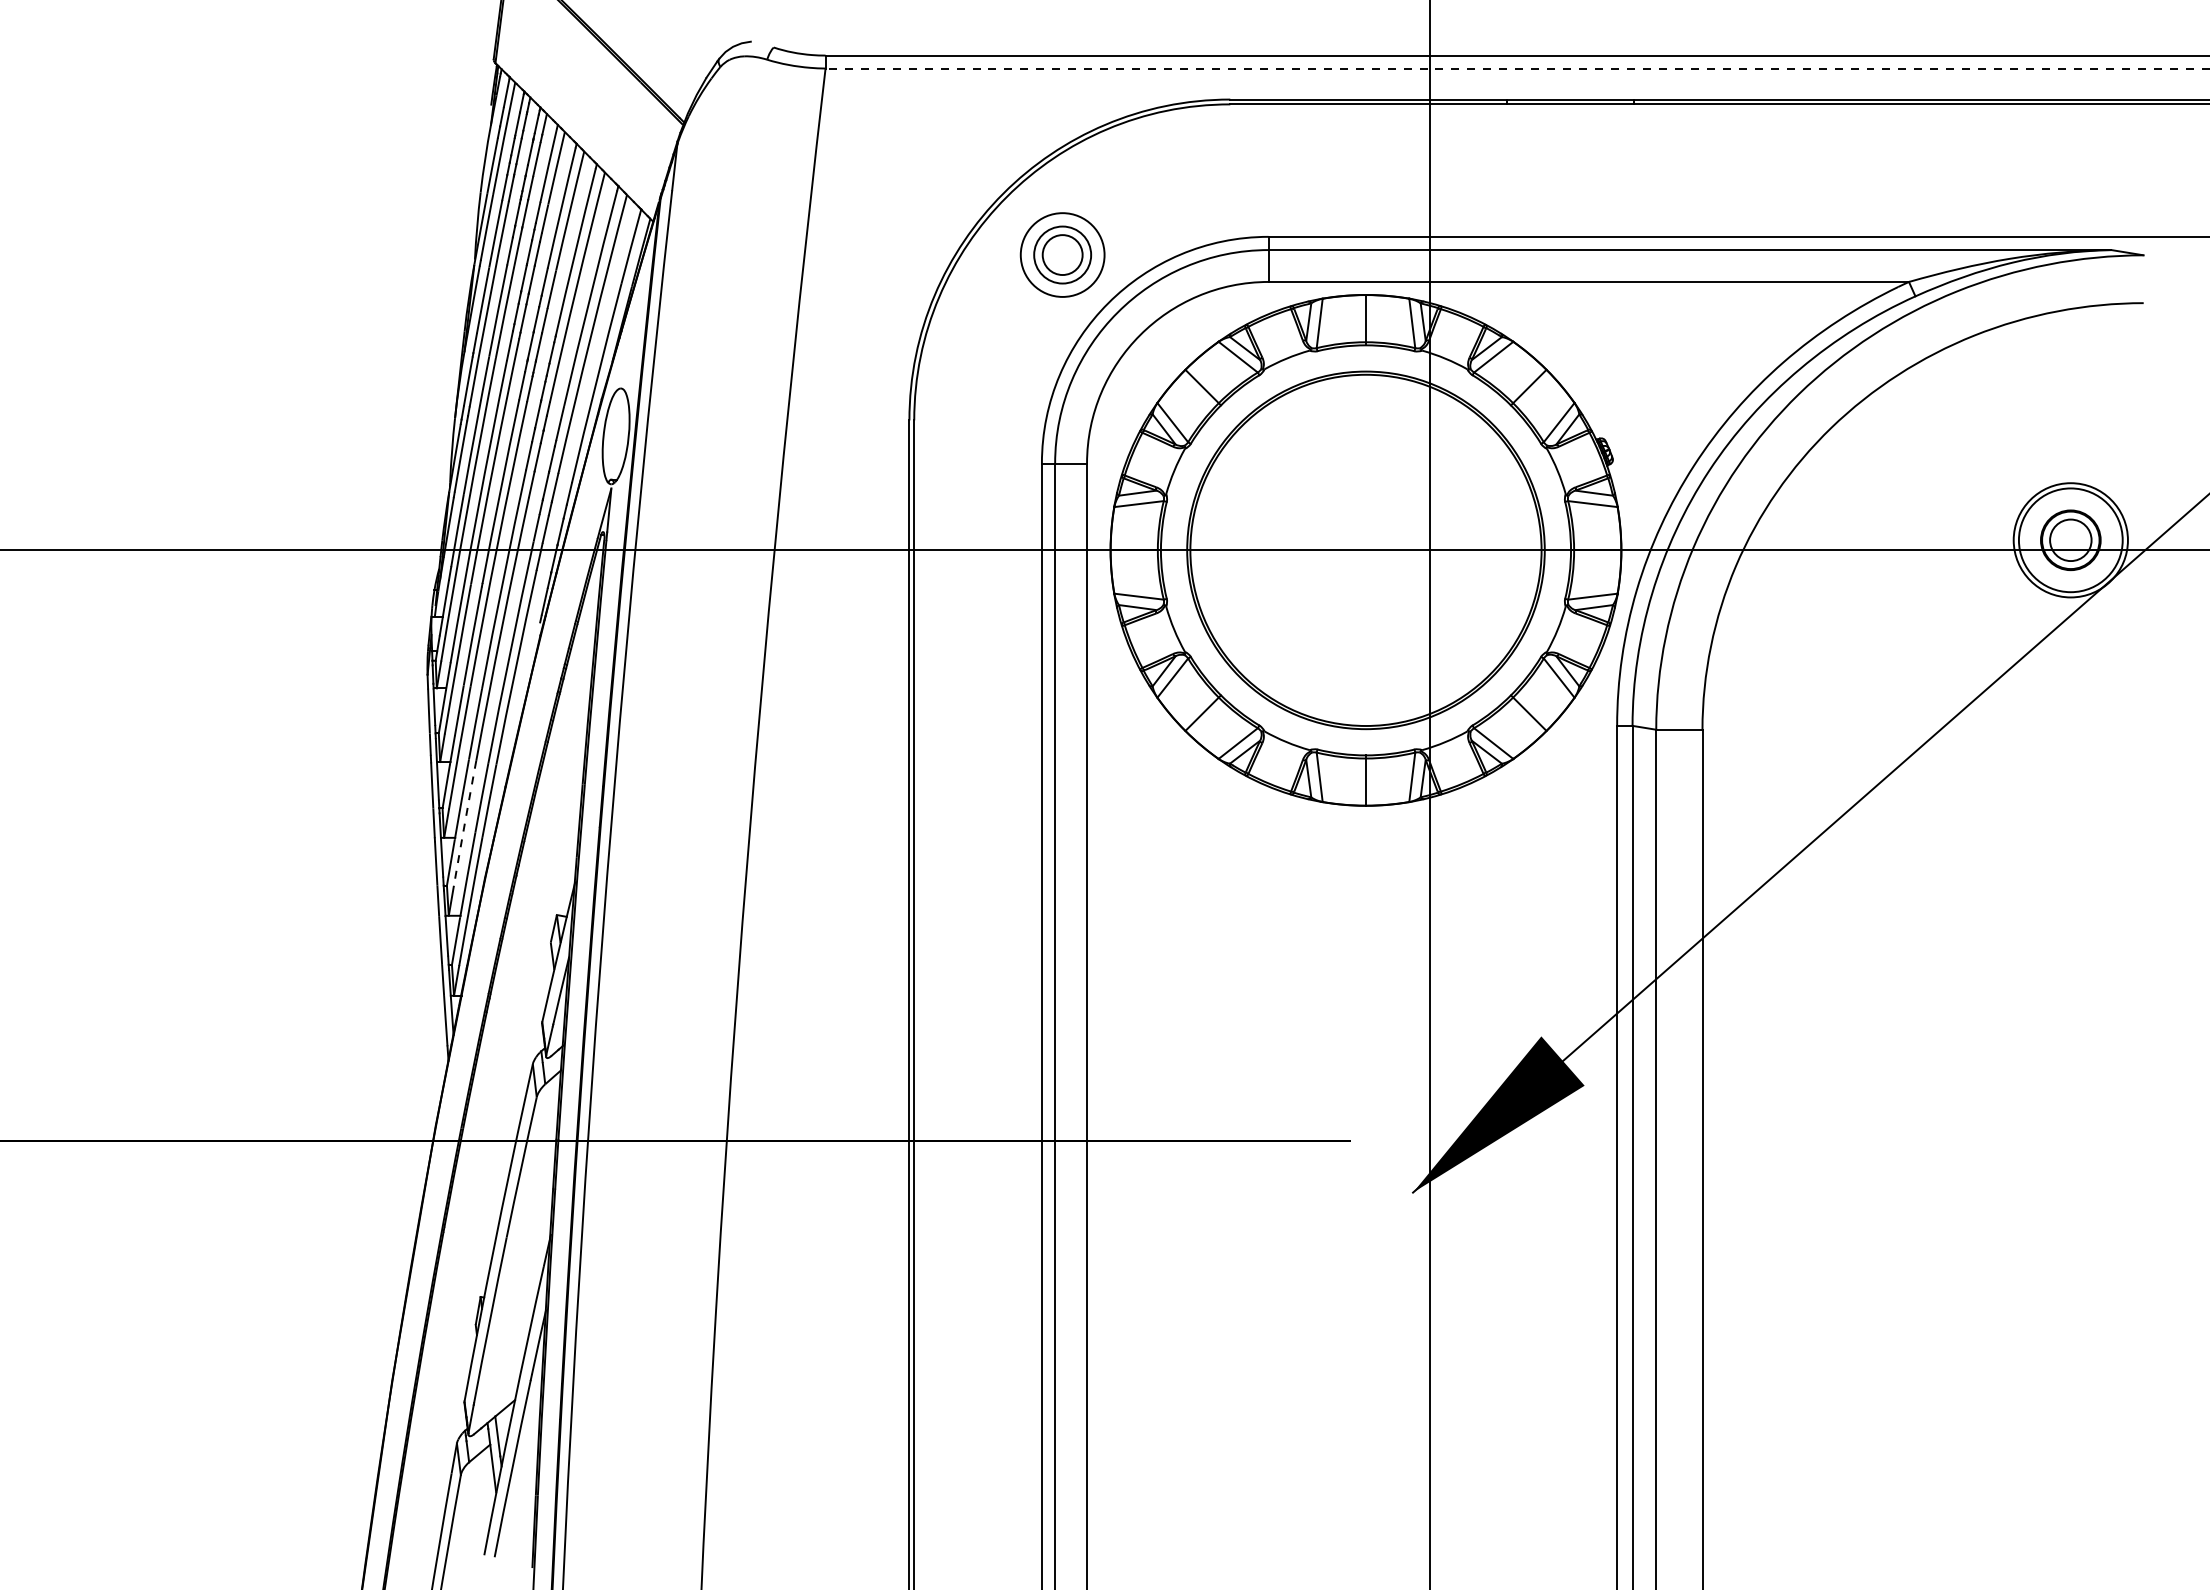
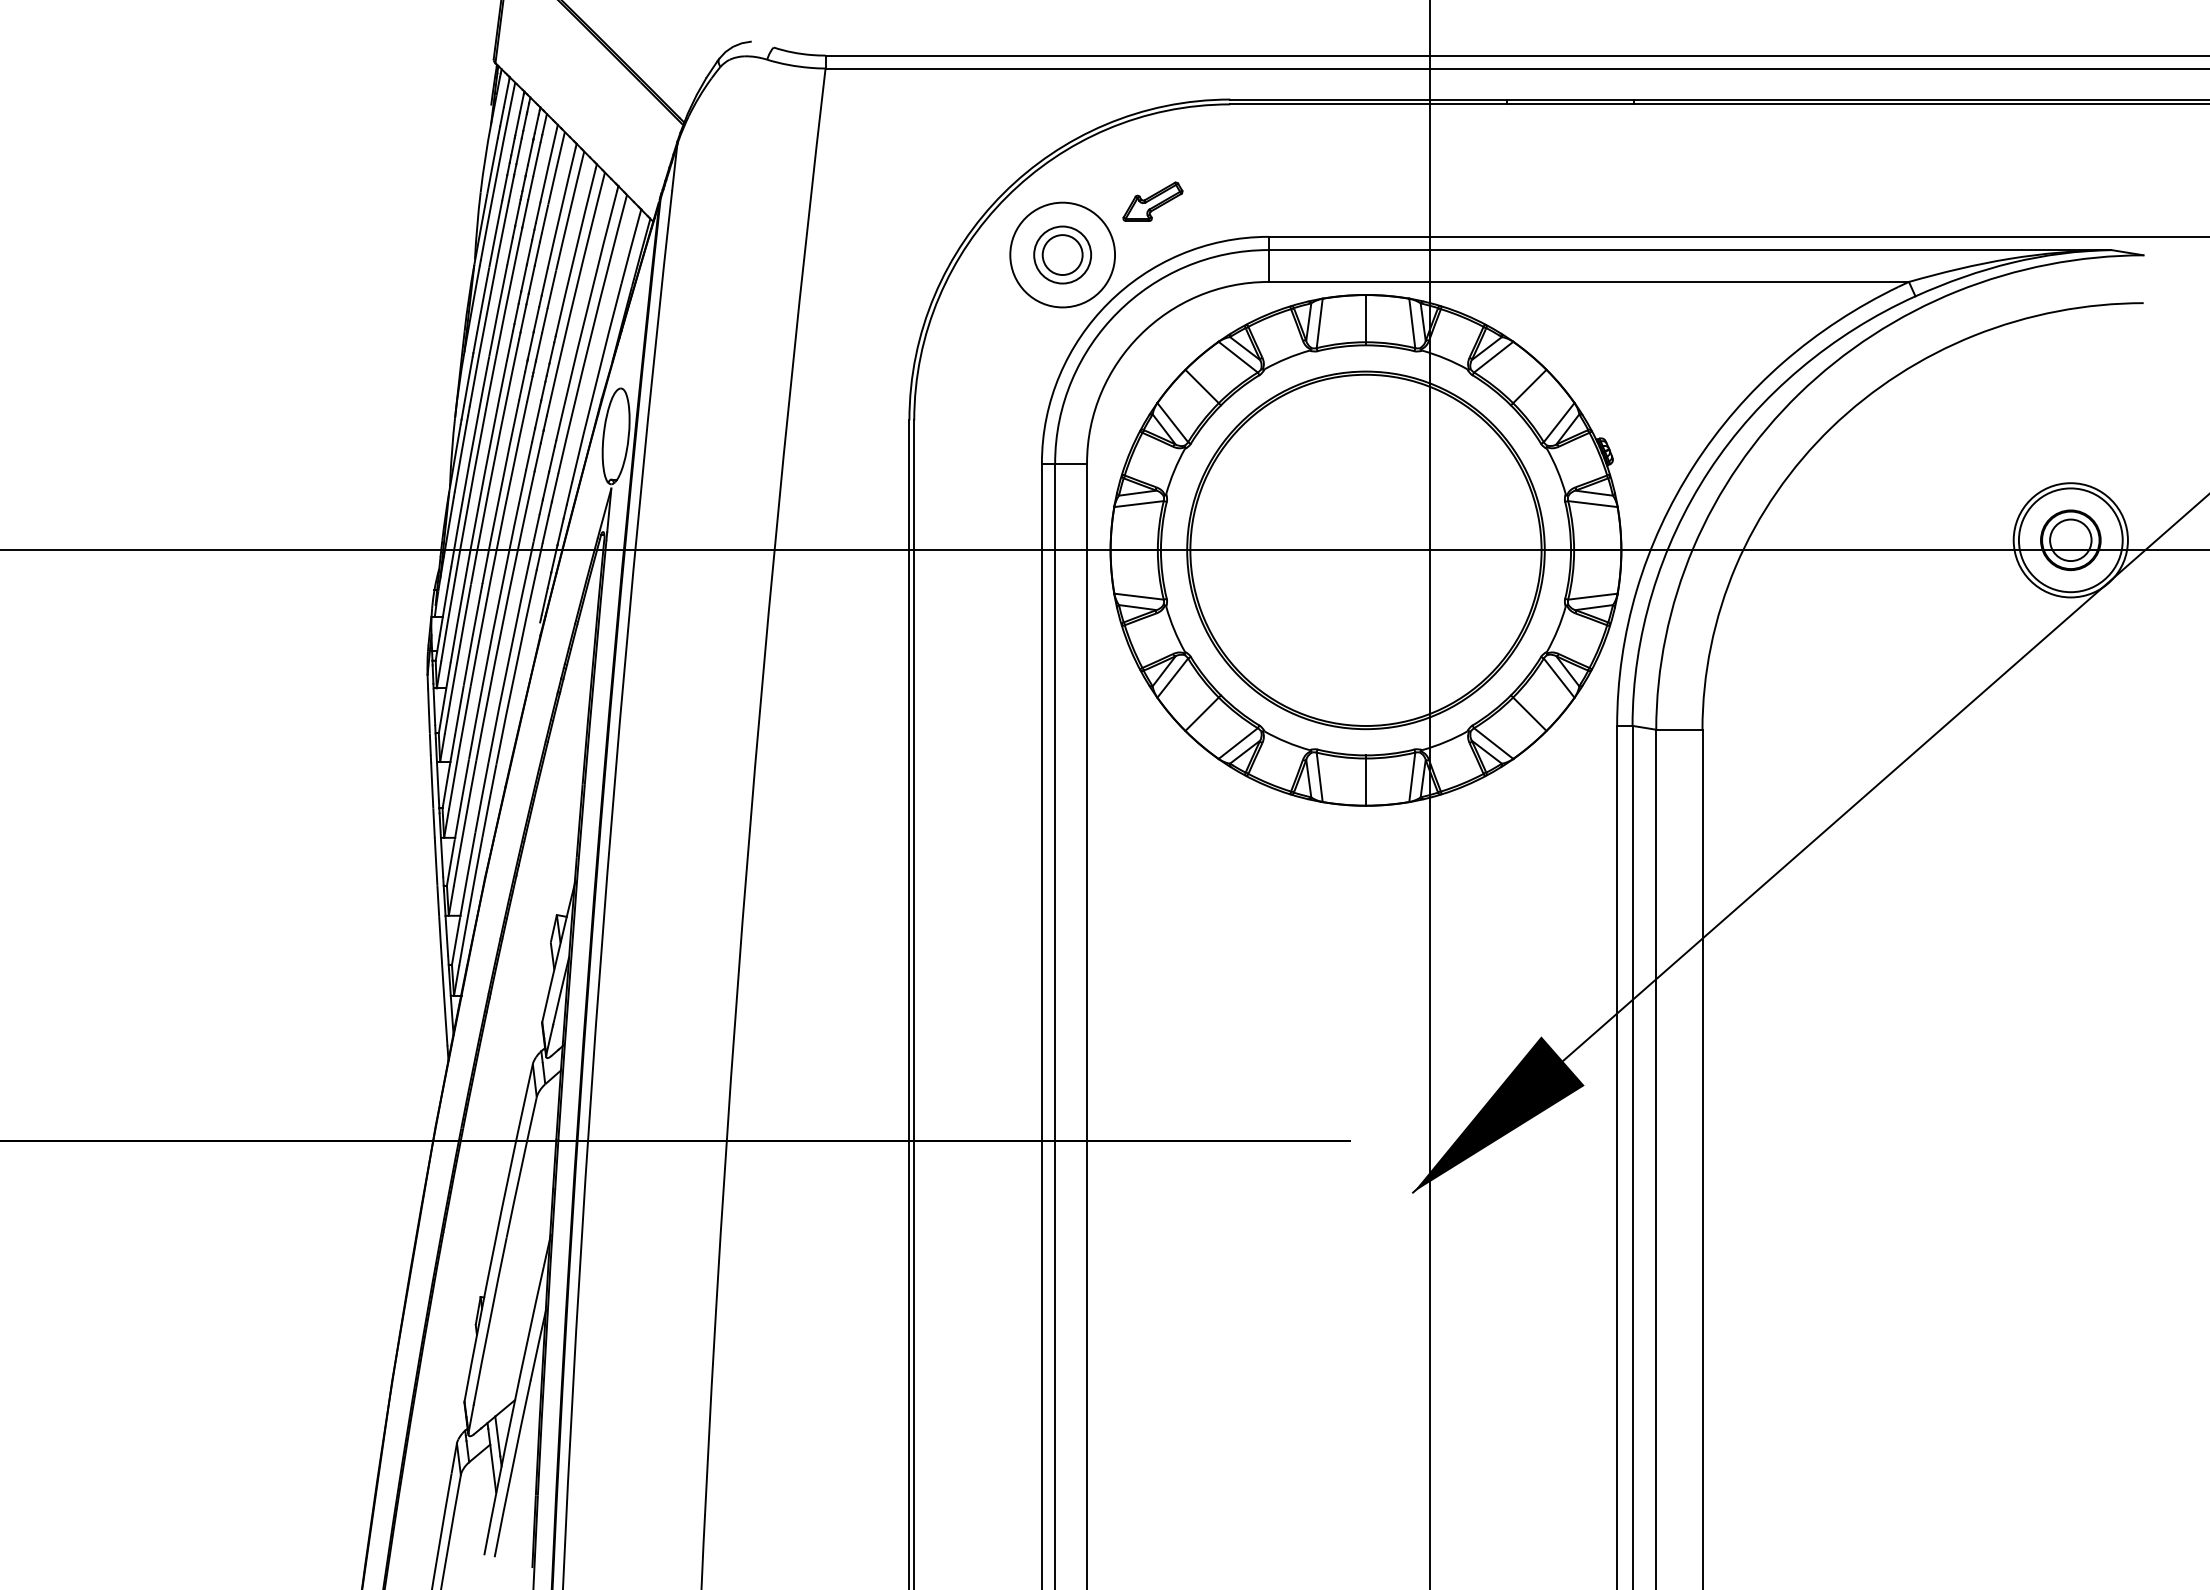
line: dashed -> solid (1516, 68)
part: none -> present (1152, 201)
circle diameter: 84 px -> 105 px (1062, 254)
arc: dashed -> solid (464, 823)
